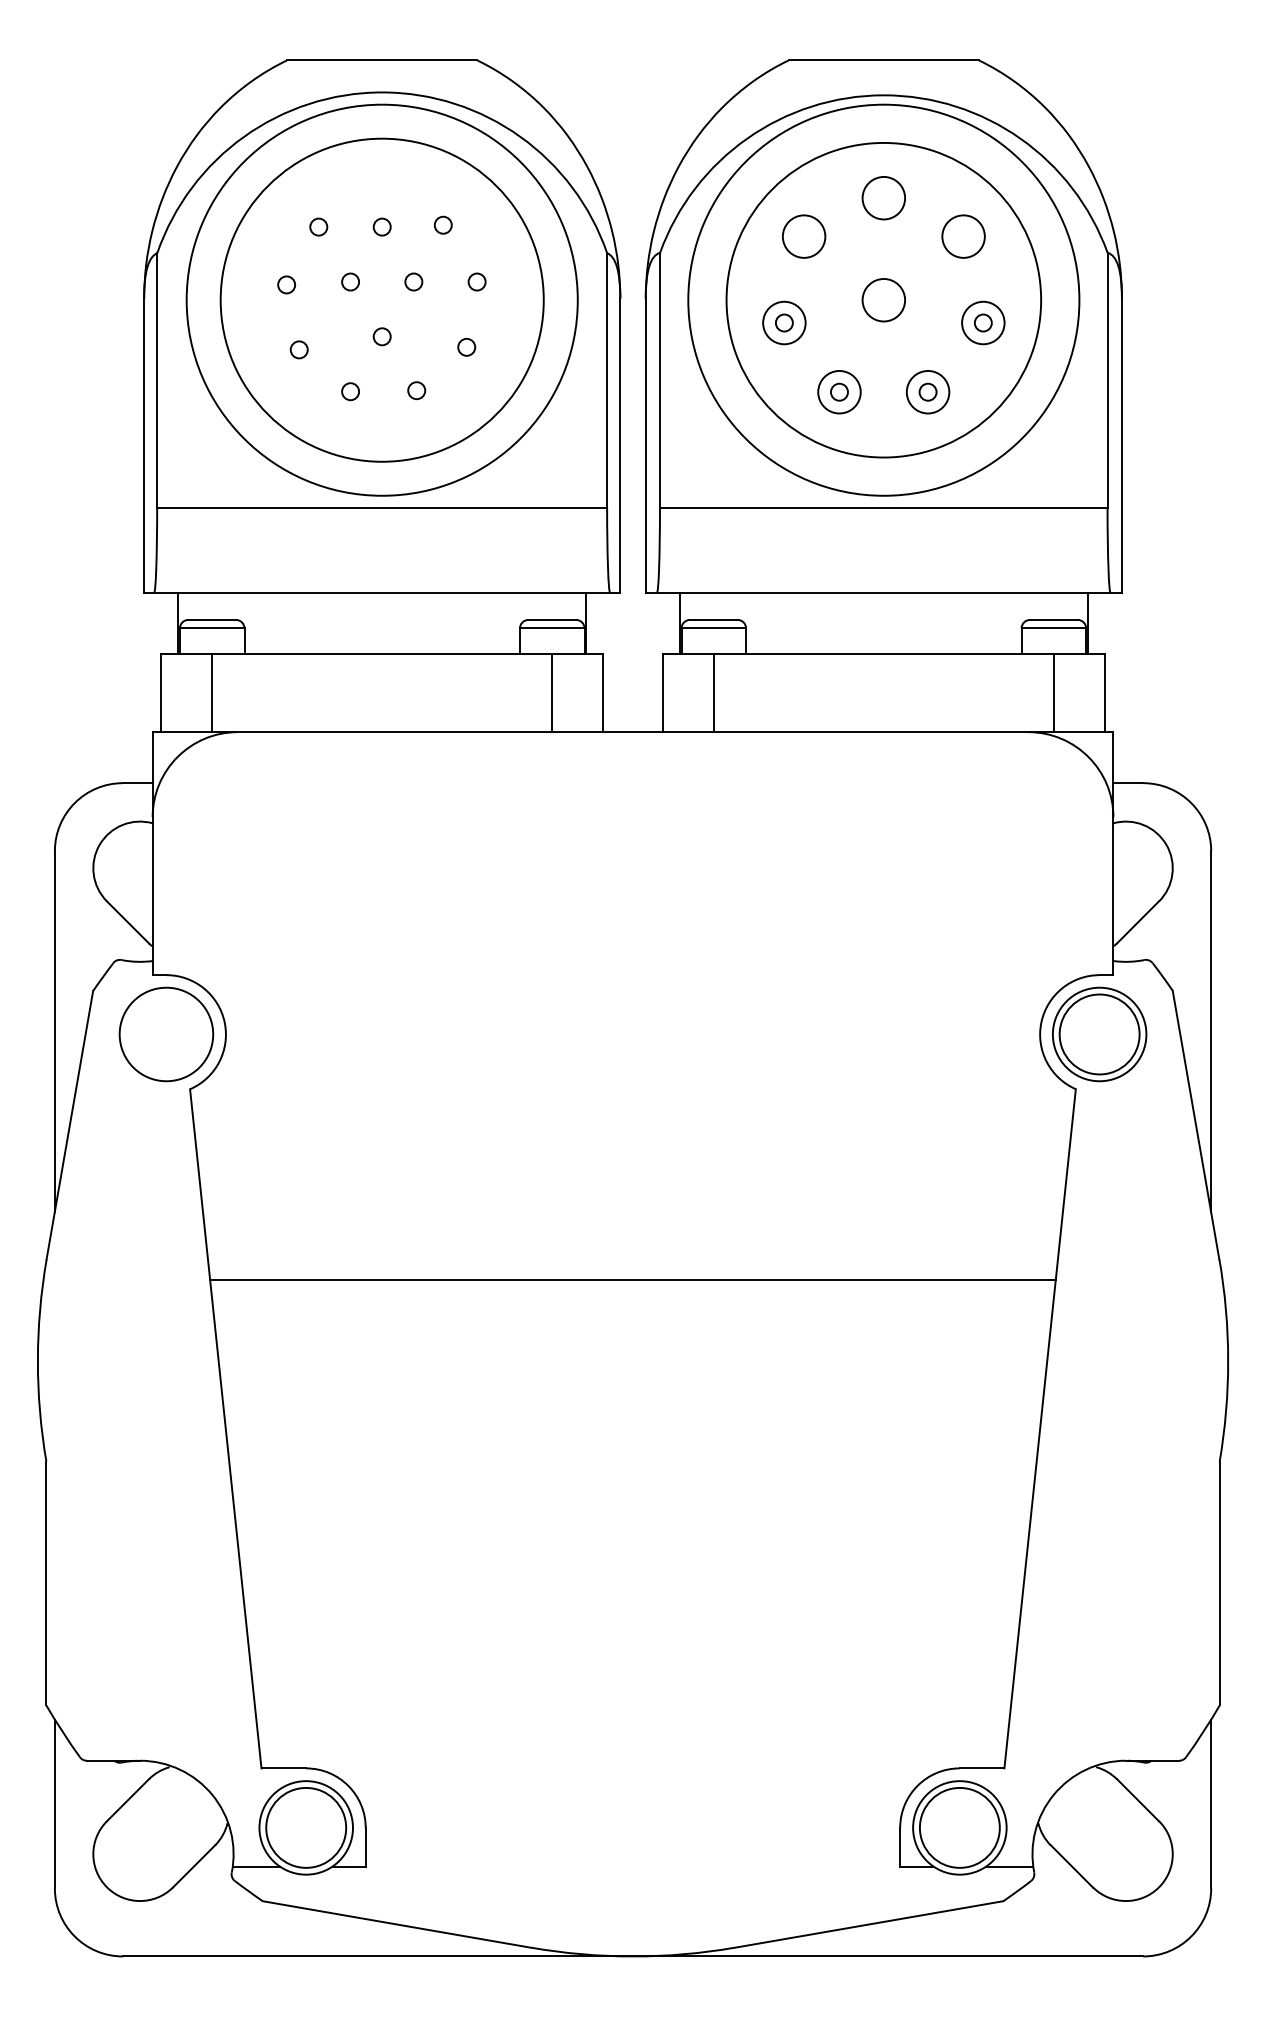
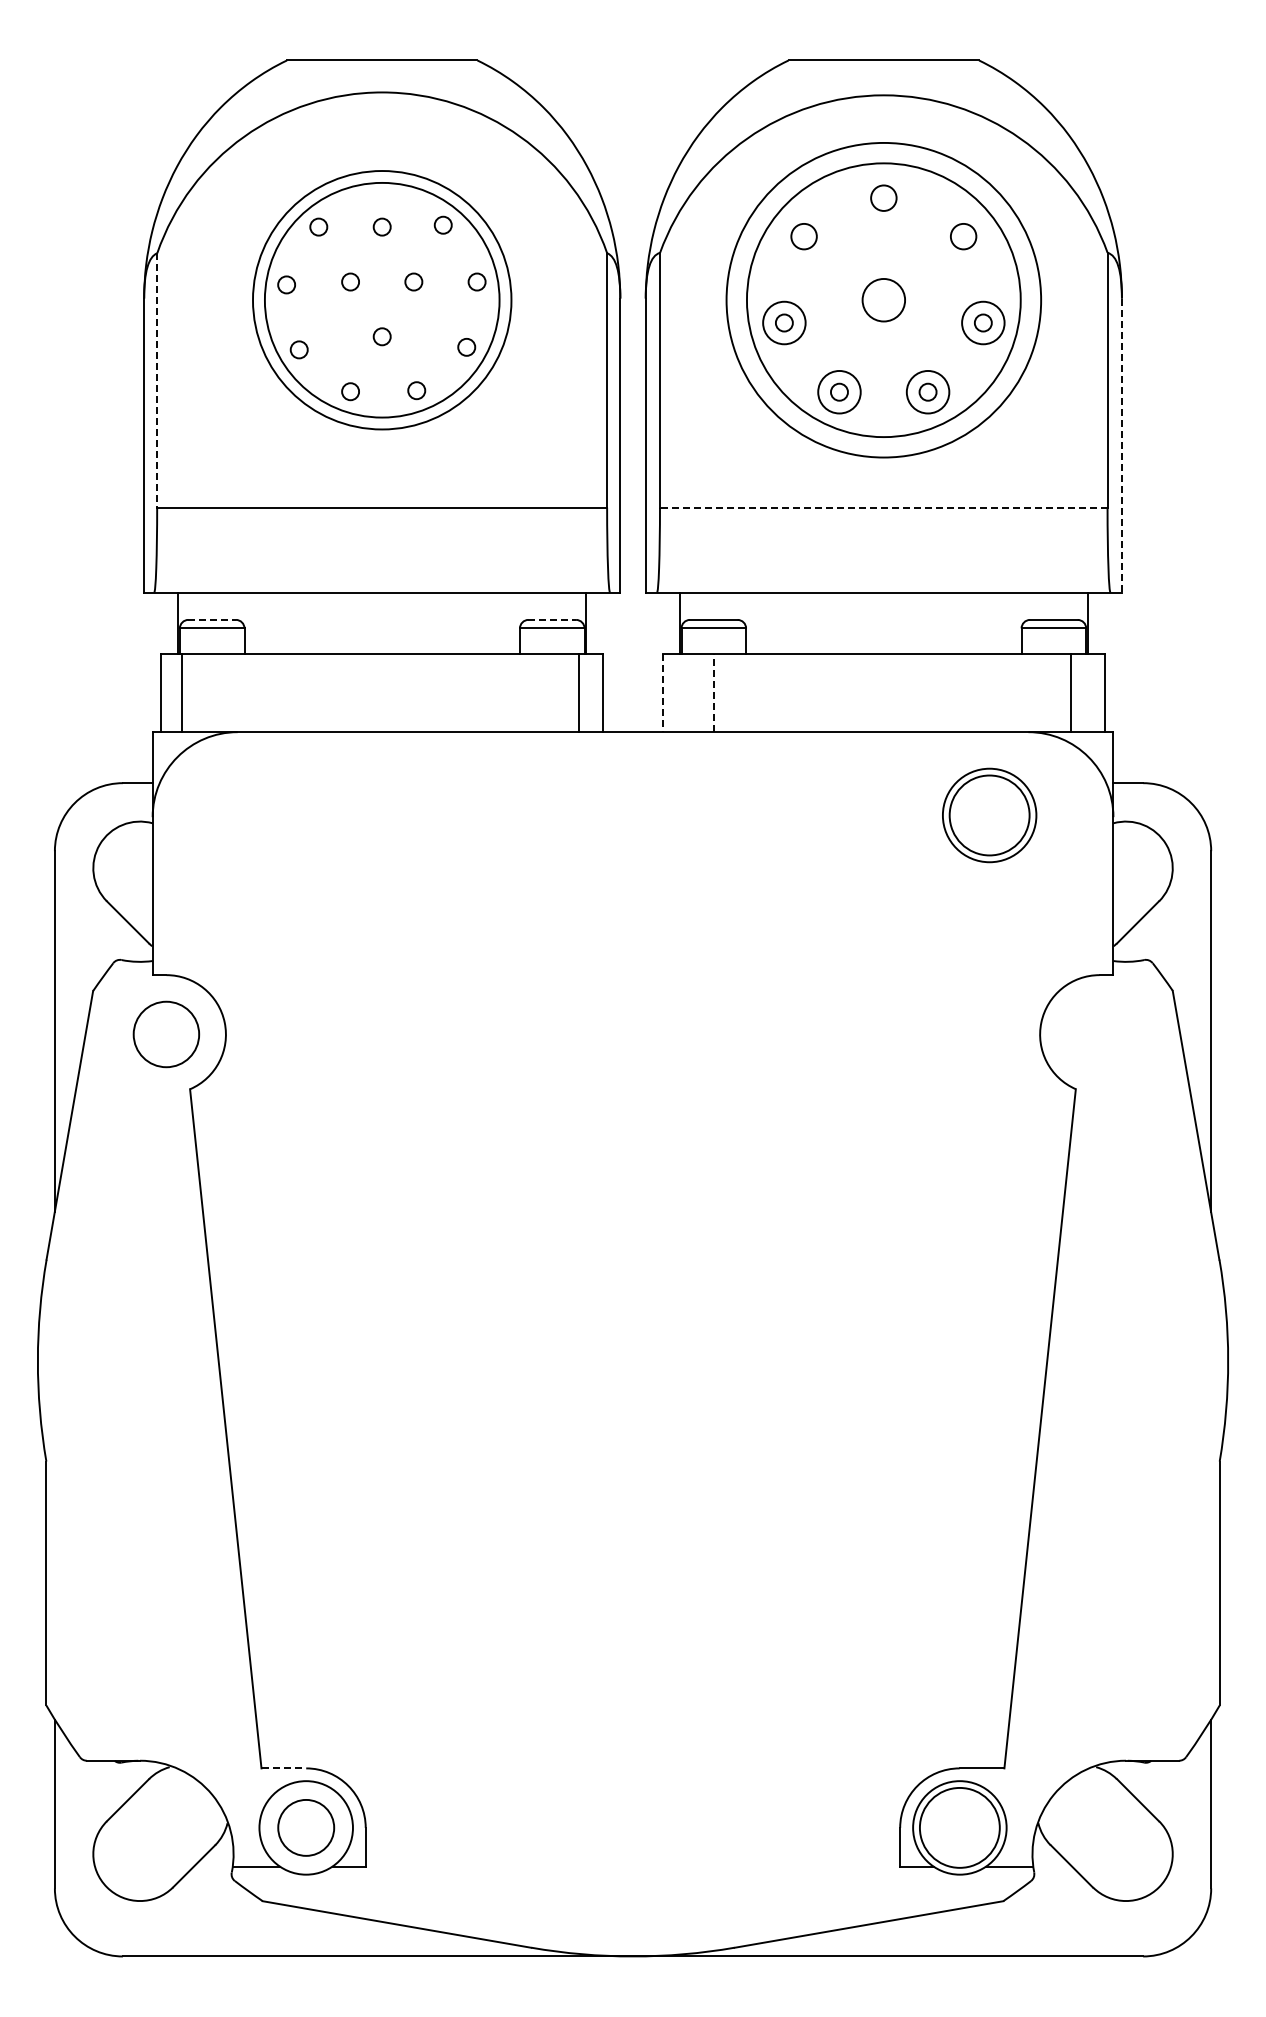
circle diameter: 43 px -> 26 px (883, 197)
circle diameter: 43 px -> 26 px (803, 236)
circle diameter: 43 px -> 26 px (963, 236)
circle diameter: 323 px -> 258 px (382, 300)
circle diameter: 391 px -> 235 px (381, 299)
circle diameter: 391 px -> 274 px (883, 300)
line: solid -> dashed (157, 381)
line: solid -> dashed (1121, 446)
line: solid -> dashed (883, 507)
line: solid -> dashed (212, 619)
line: solid -> dashed (552, 619)
line position: (212, 692) -> (182, 692) (182, 692)
line position: (552, 692) -> (579, 692) (579, 692)
line: solid -> dashed (713, 692)
line position: (1053, 692) -> (1070, 692) (1070, 692)
line: solid -> dashed (662, 693)
circle diameter: 94 px -> 65 px (166, 1034)
part position: (1099, 1034) -> (989, 815) (989, 815)
line: present -> none (632, 1279)
line: solid -> dashed (284, 1768)
circle diameter: 80 px -> 56 px (306, 1827)
